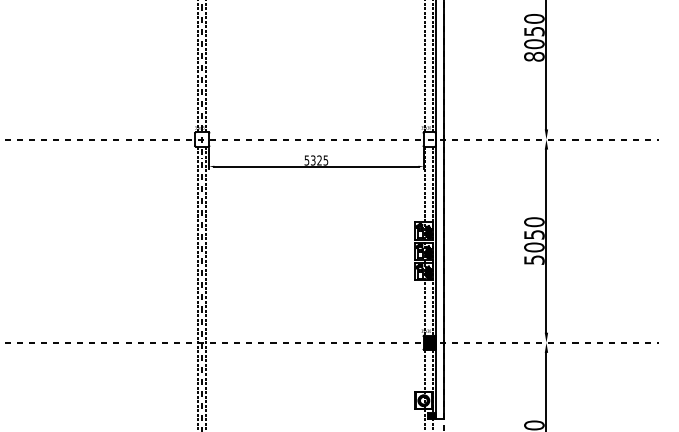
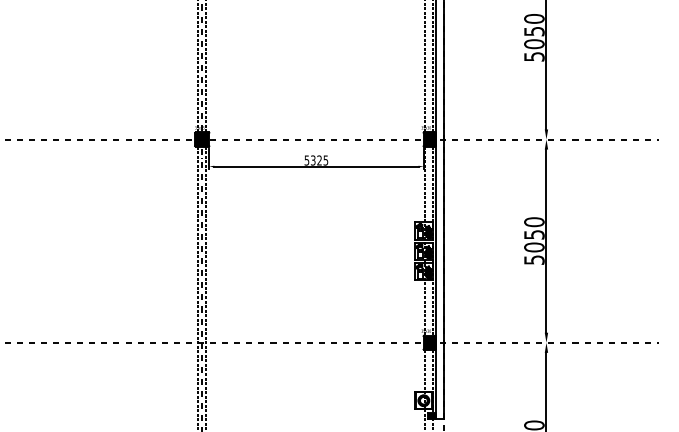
text: 8050 -> 5050 (534, 56)
hatch: none -> present (202, 139)
hatch: none -> present (429, 139)
